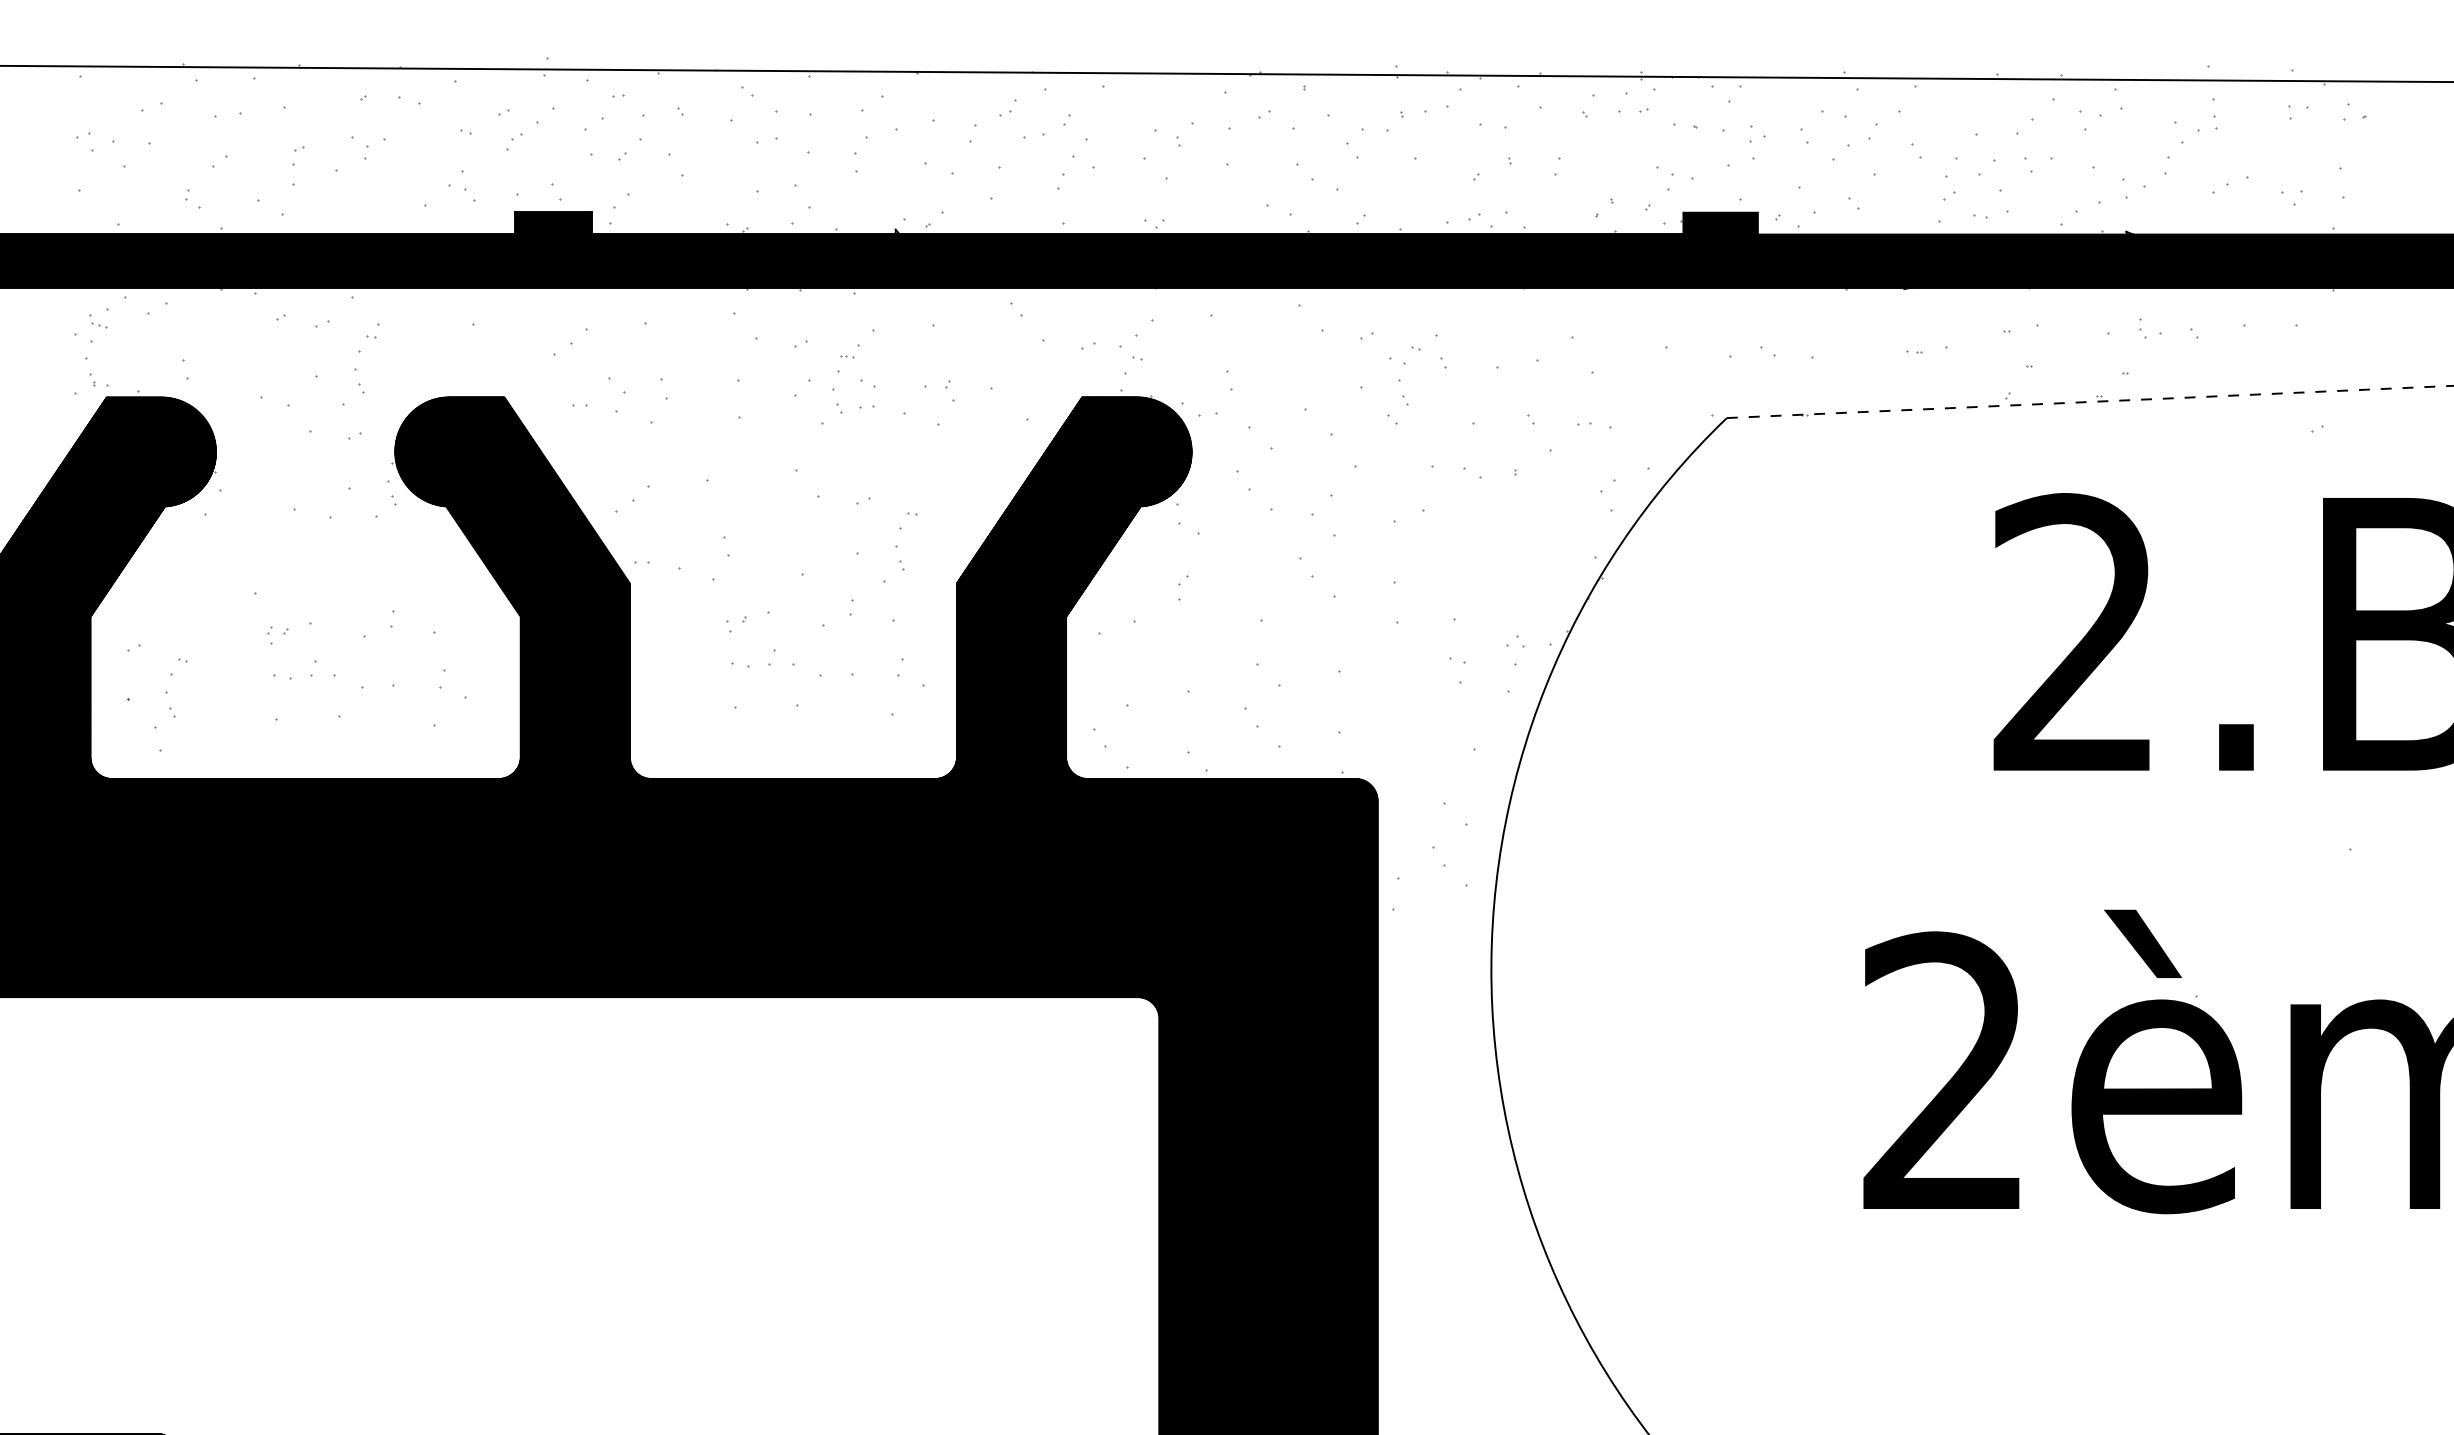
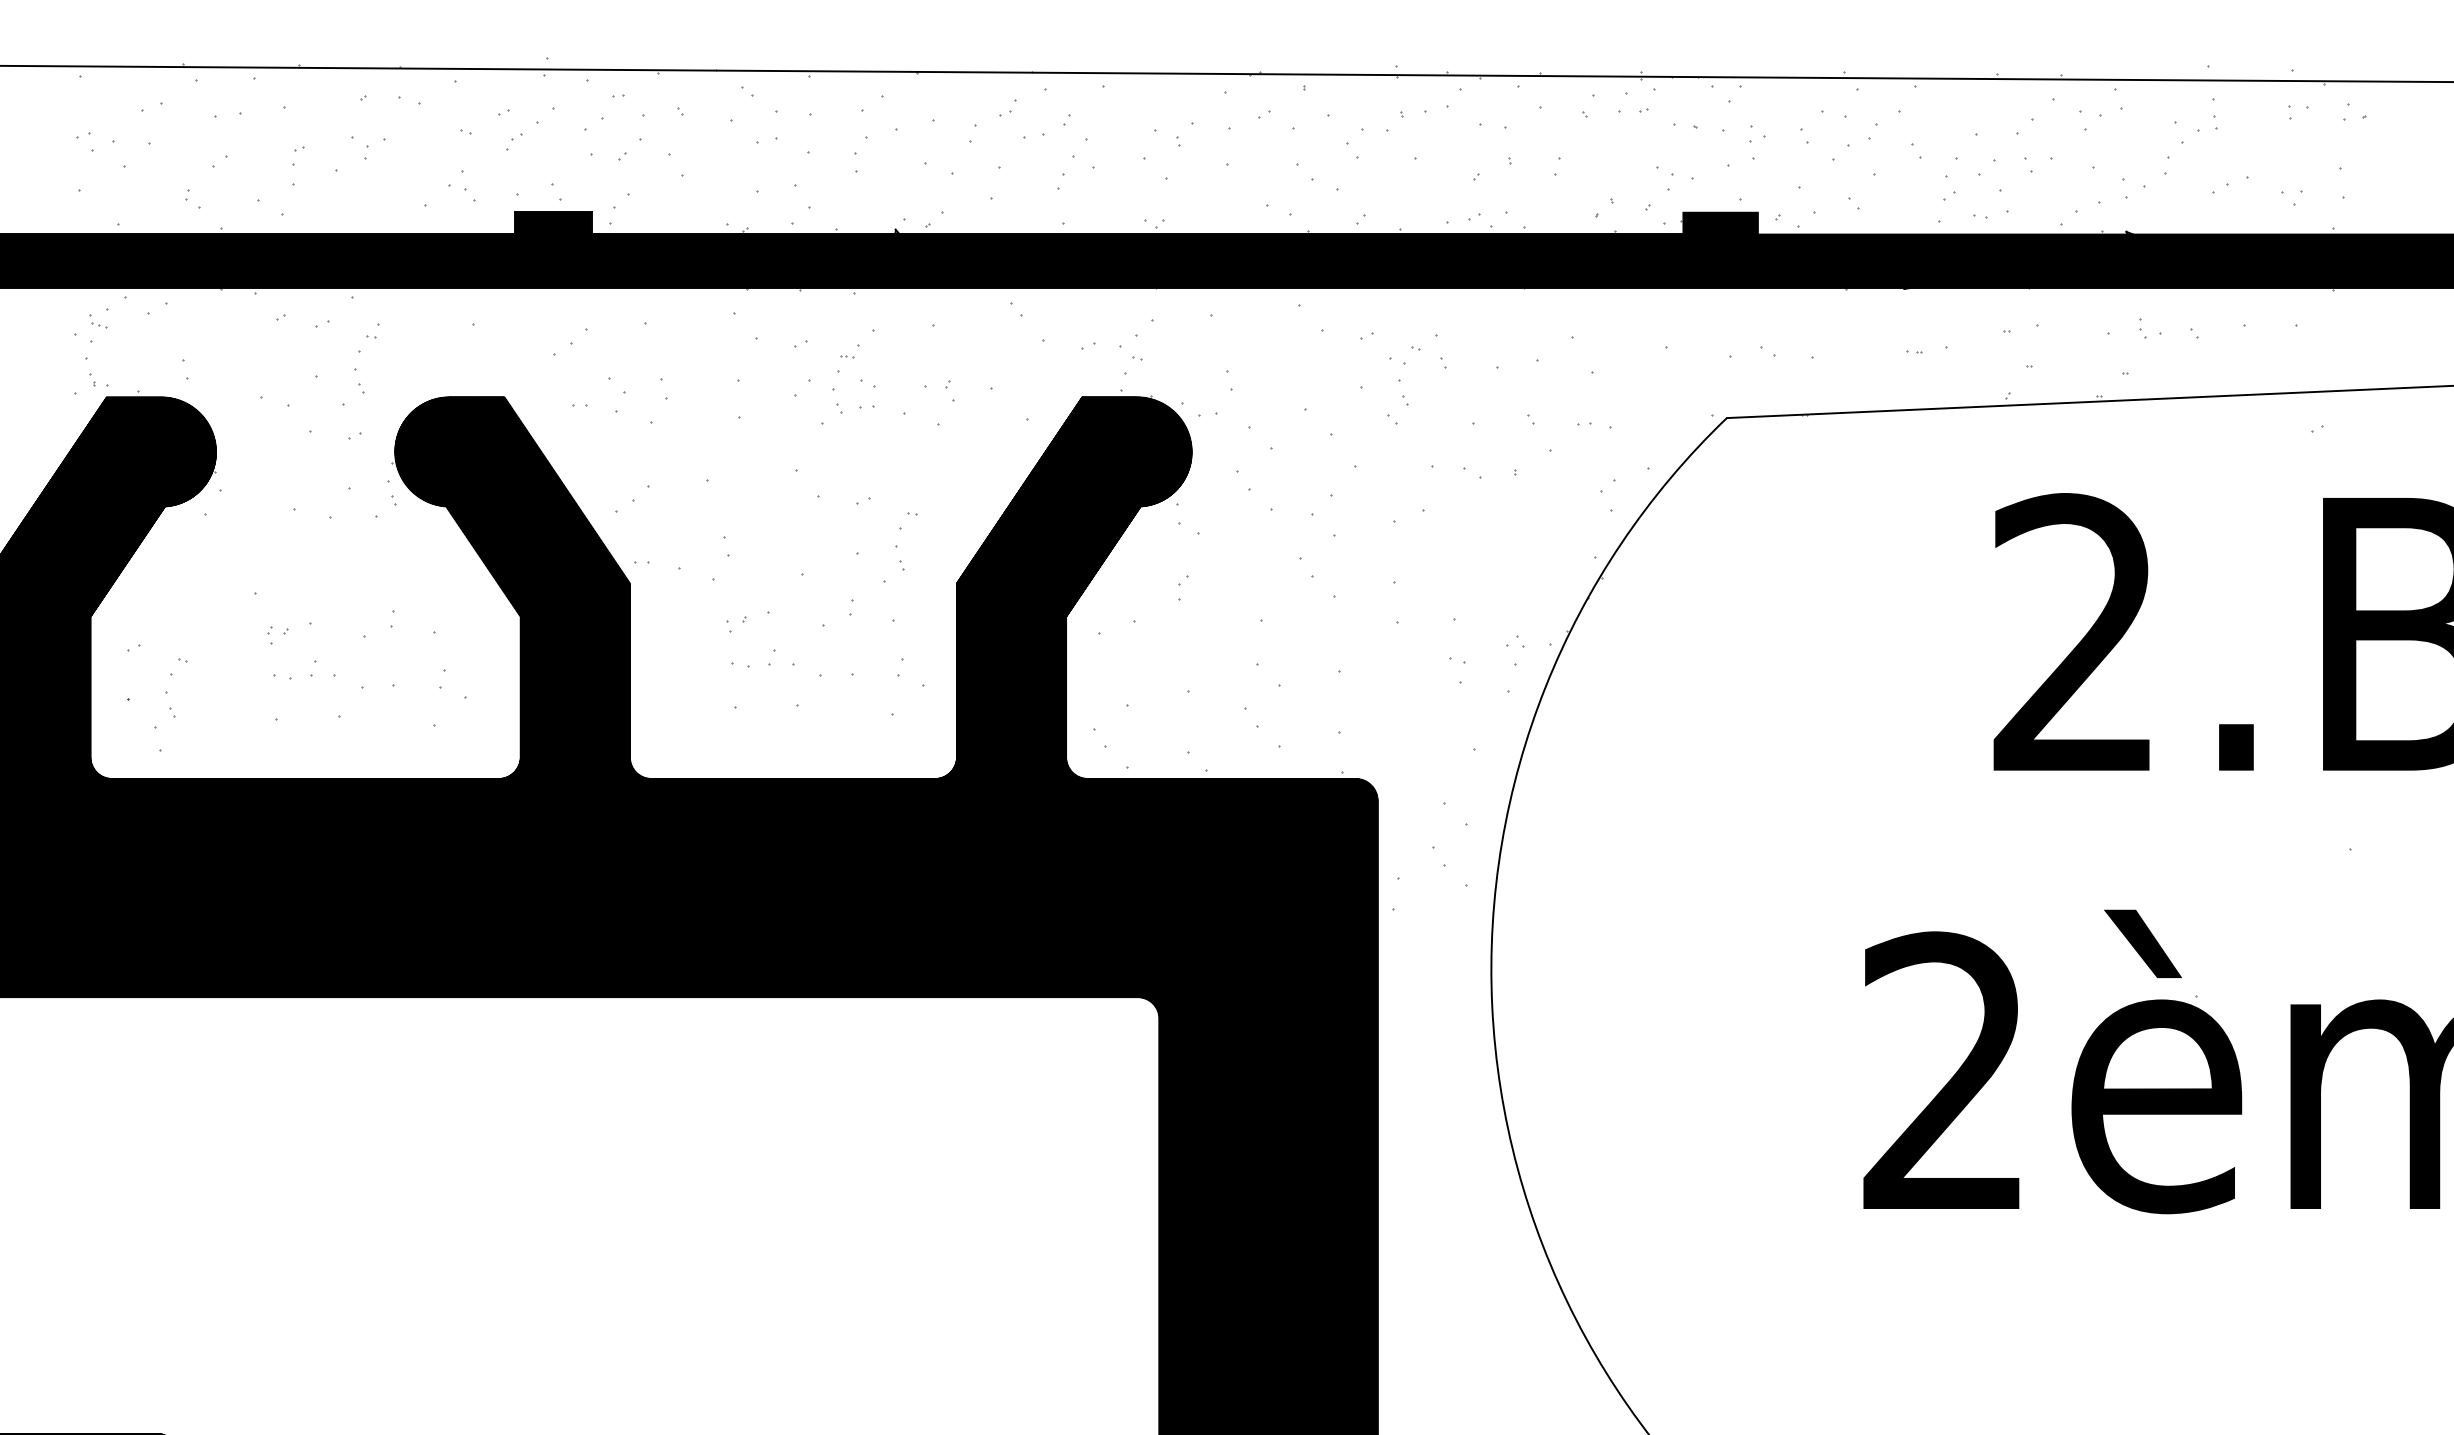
line: dashed -> solid (2090, 401)
